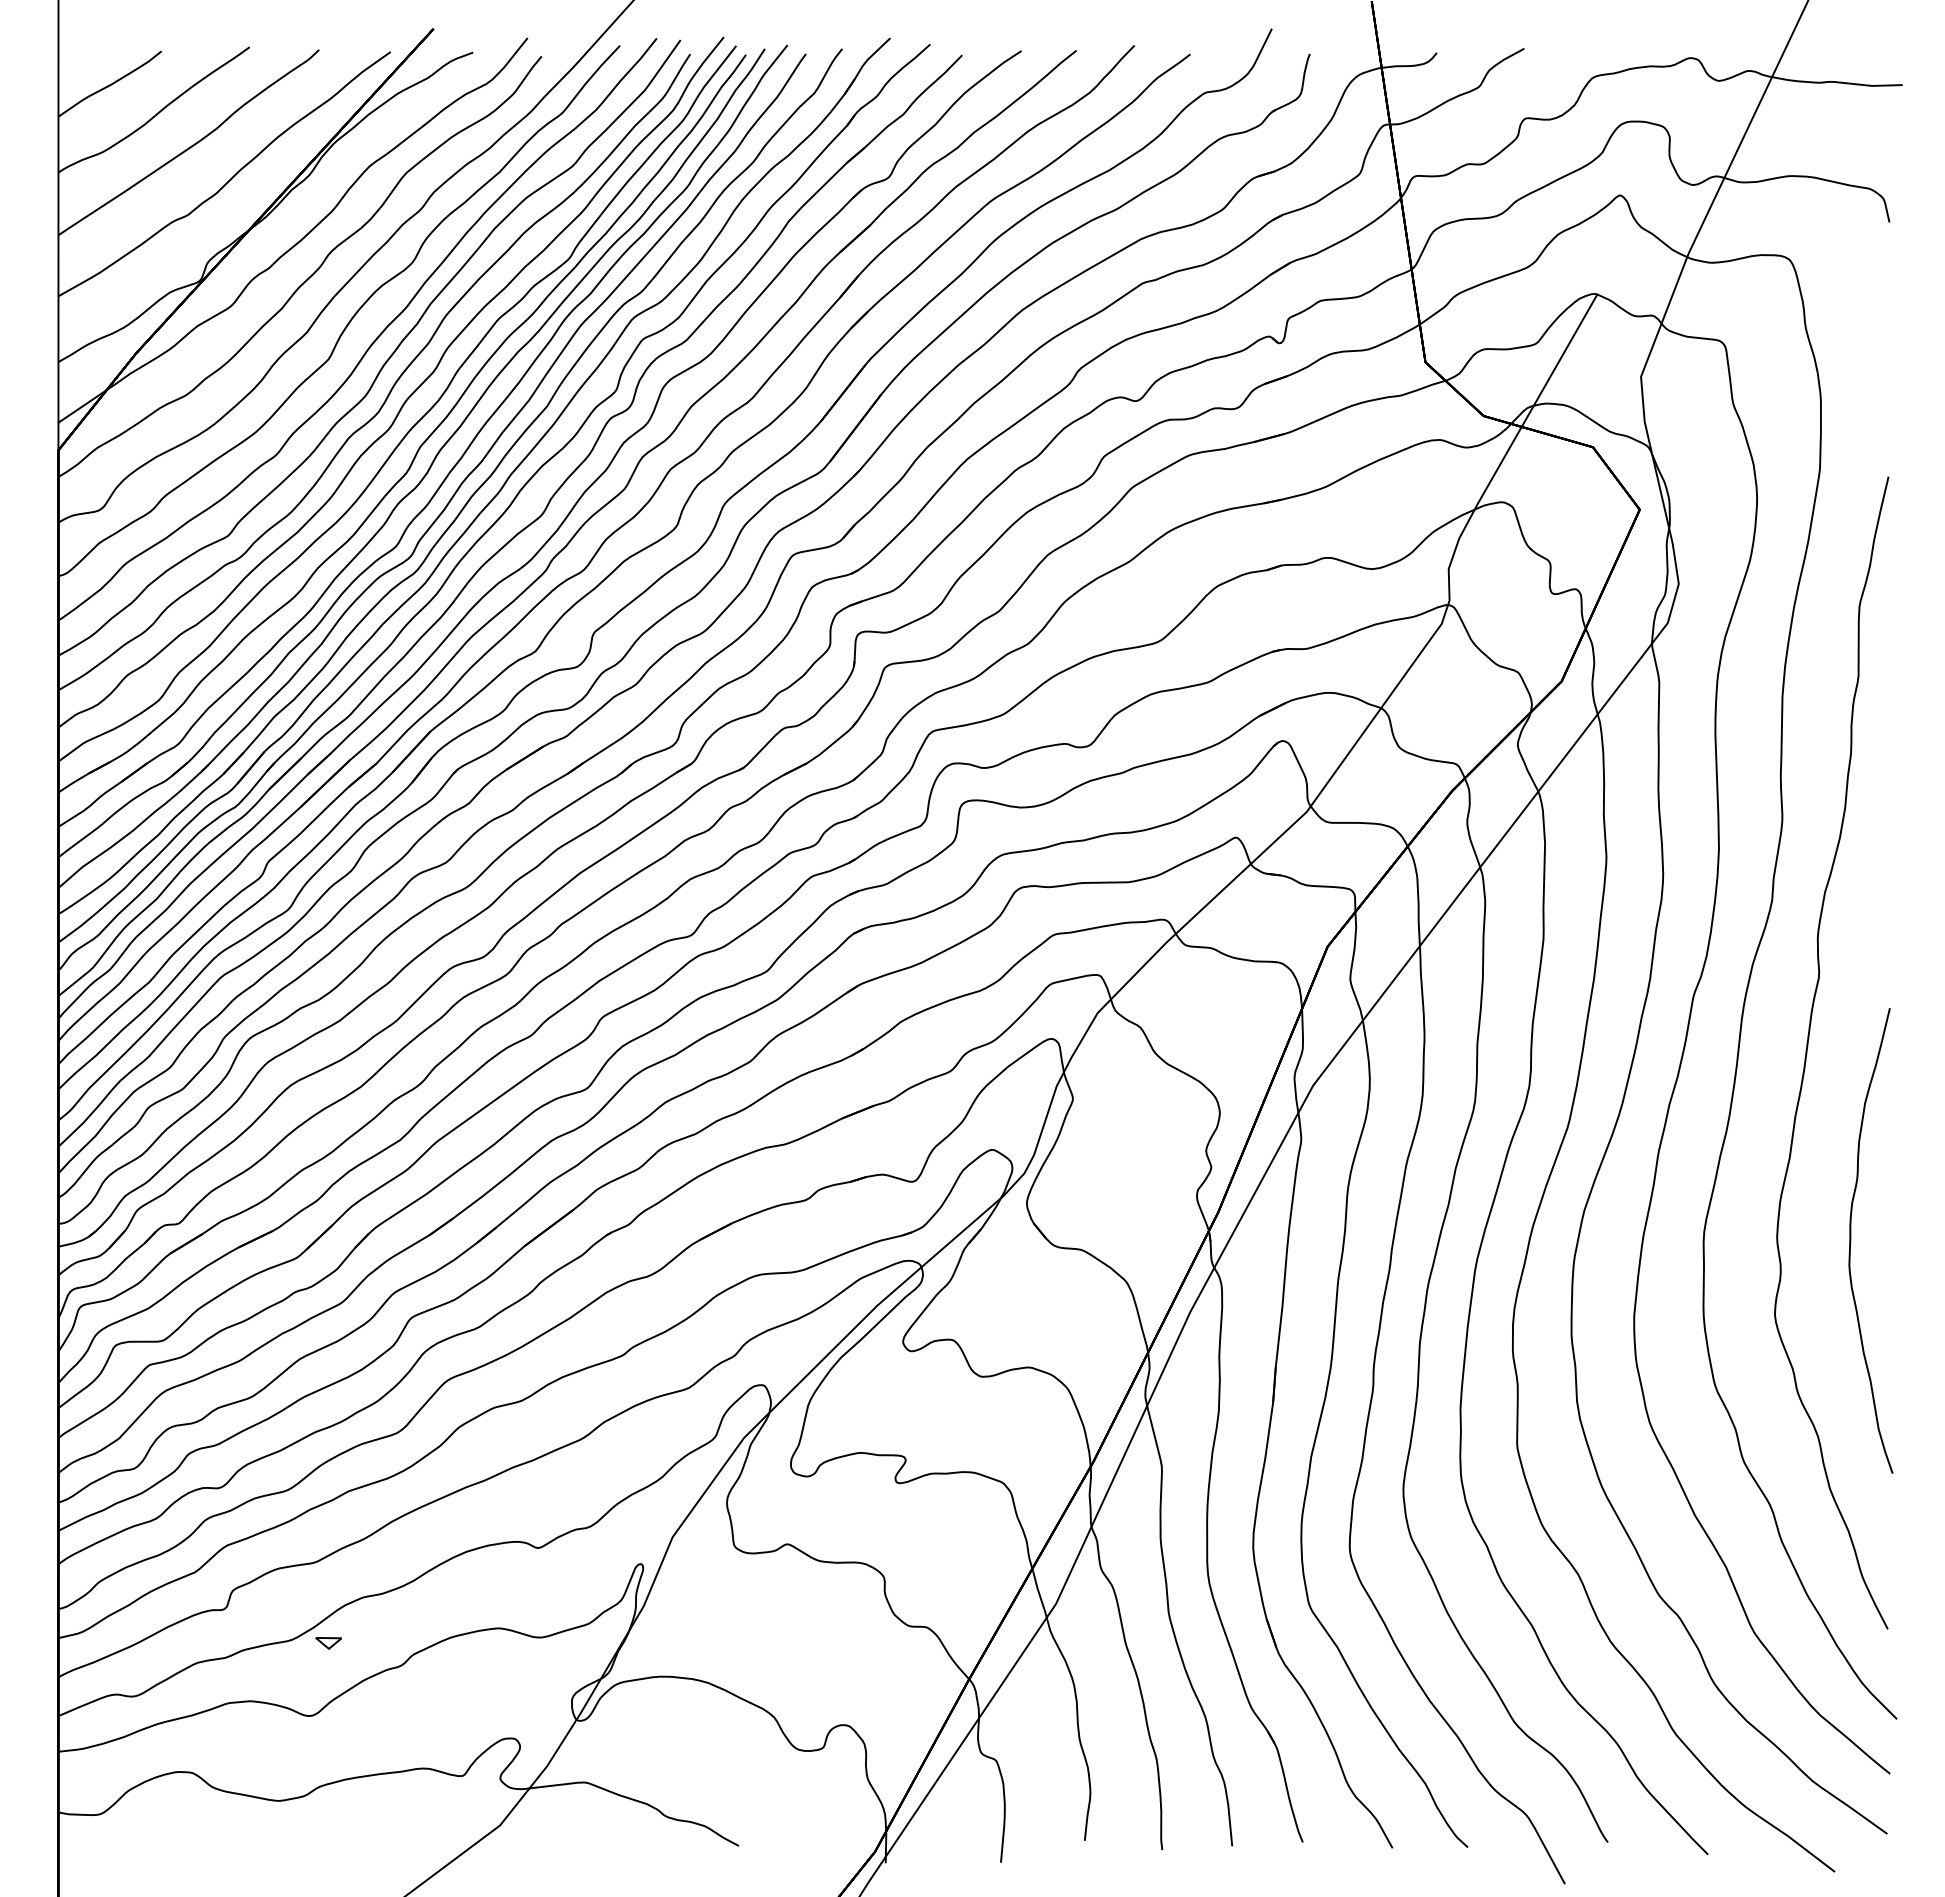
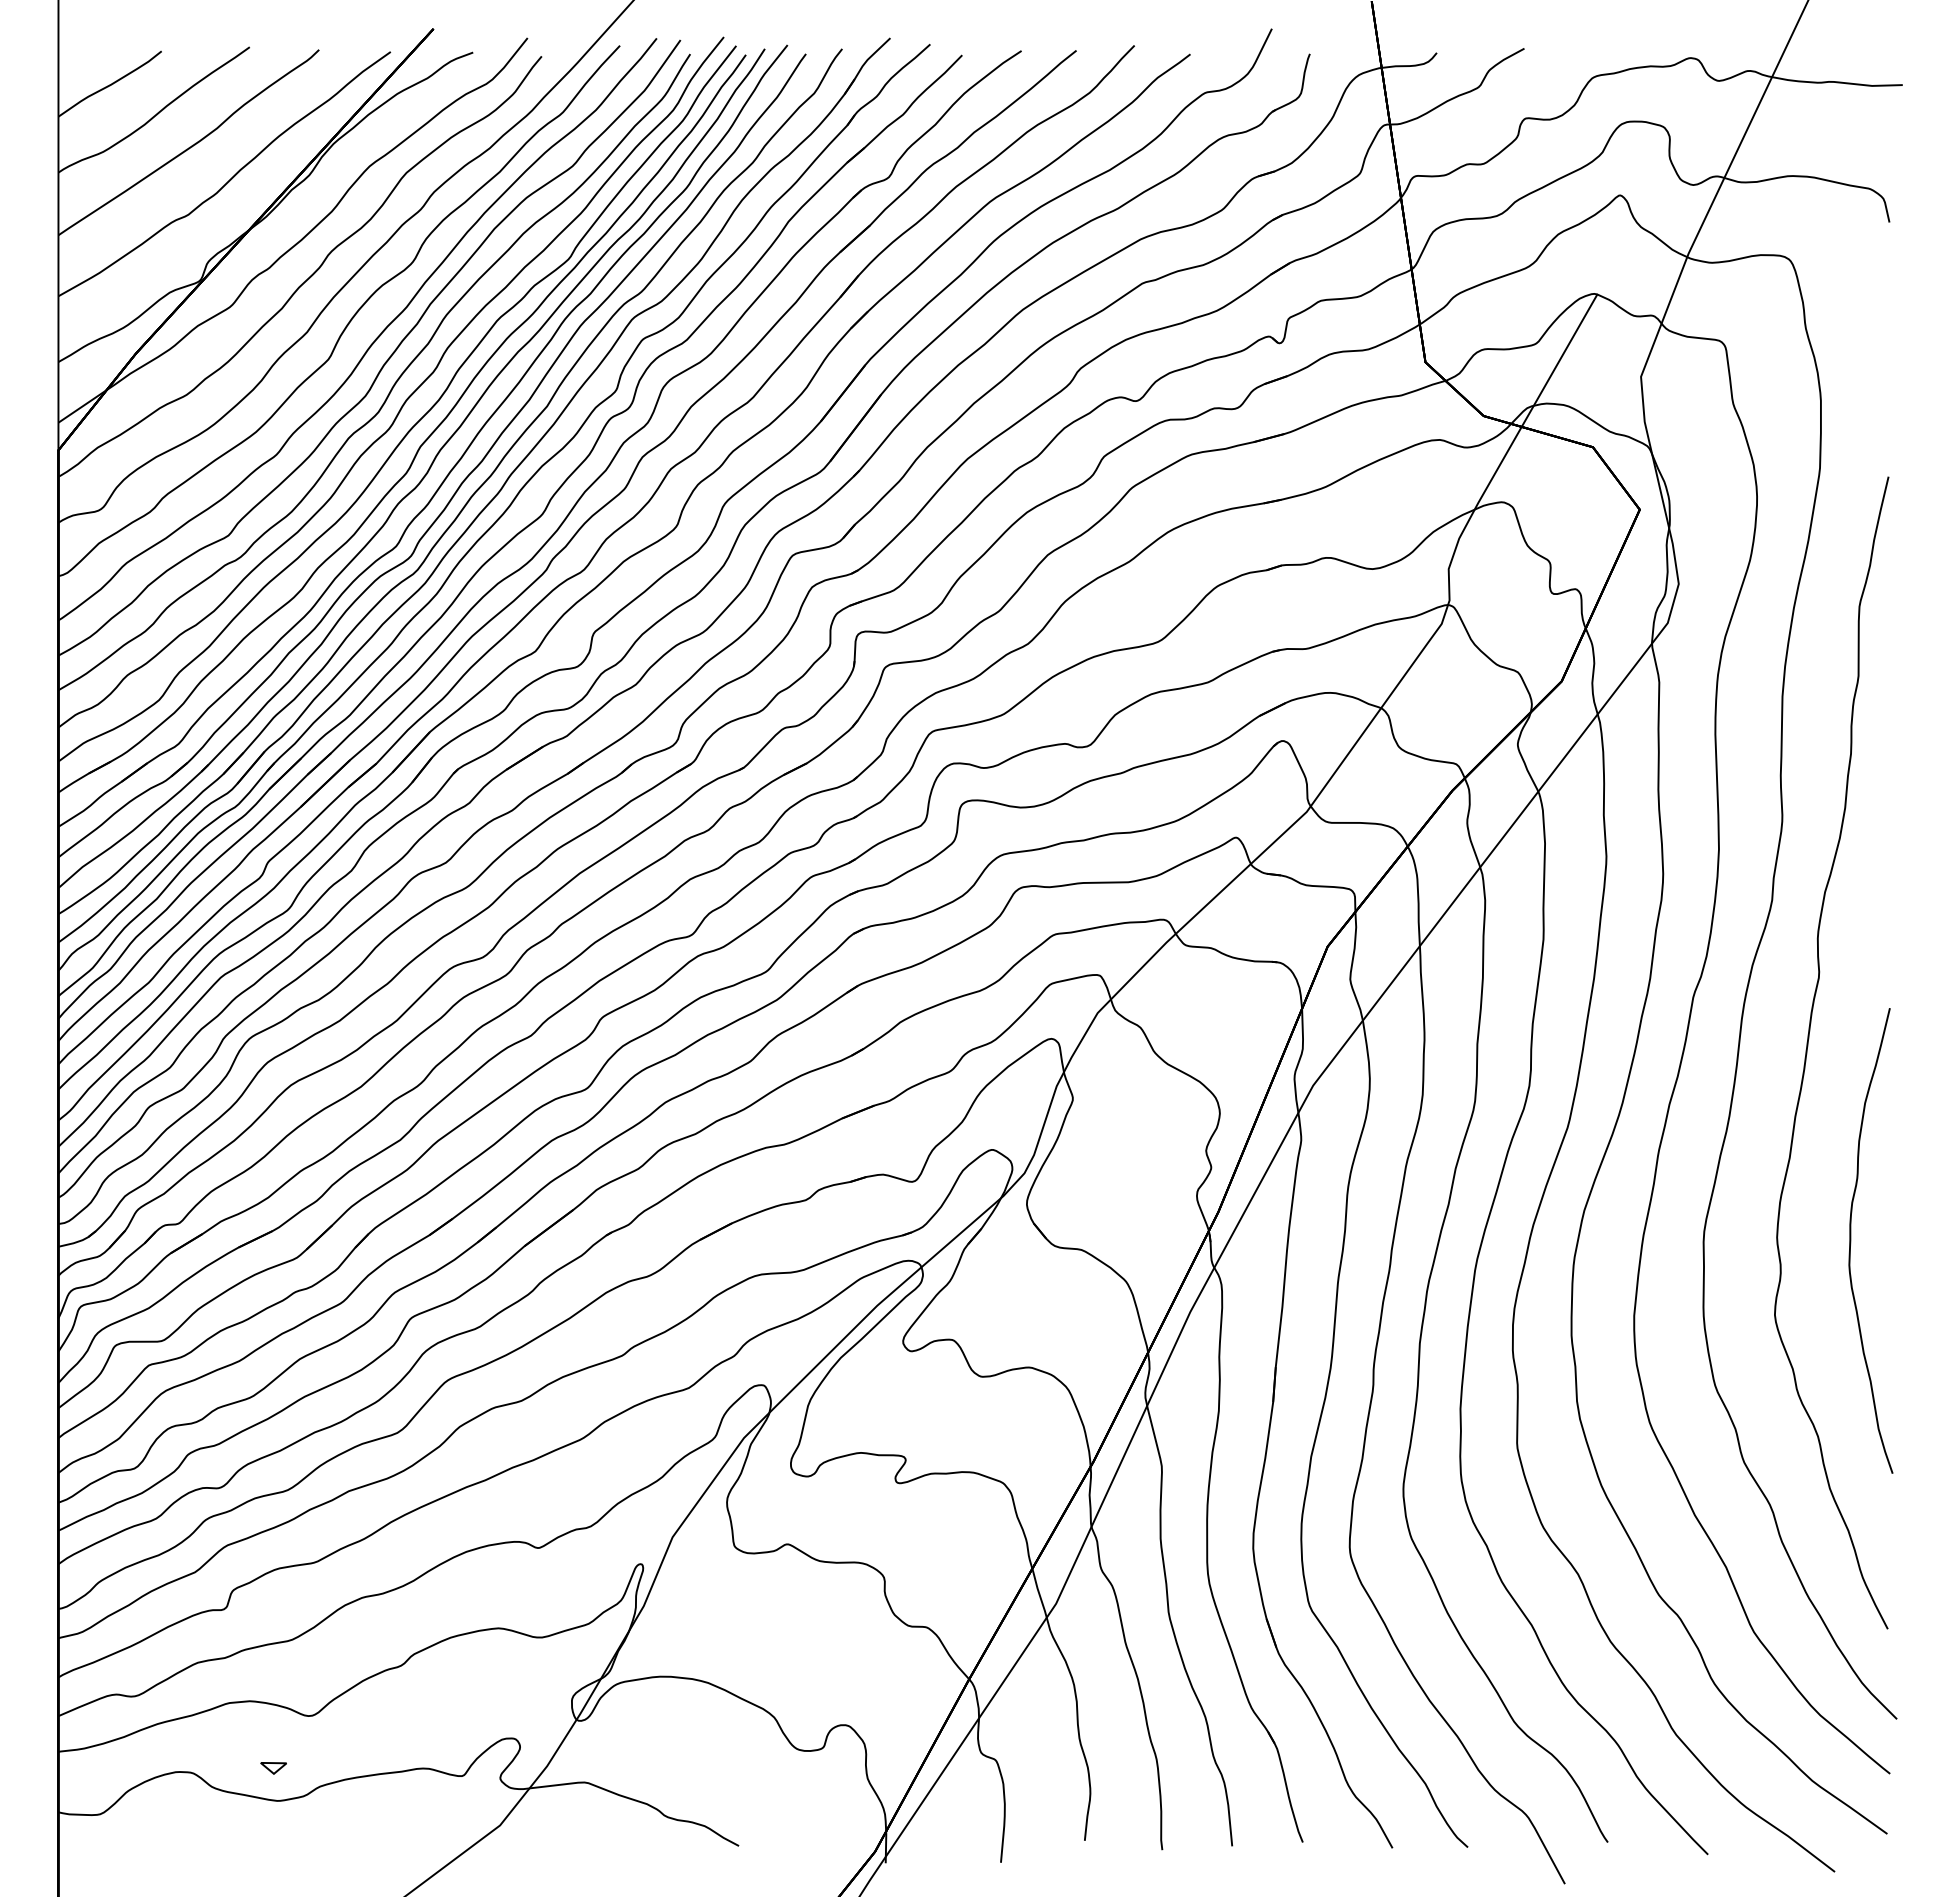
part position: (328, 1643) -> (273, 1768) (273, 1768)
